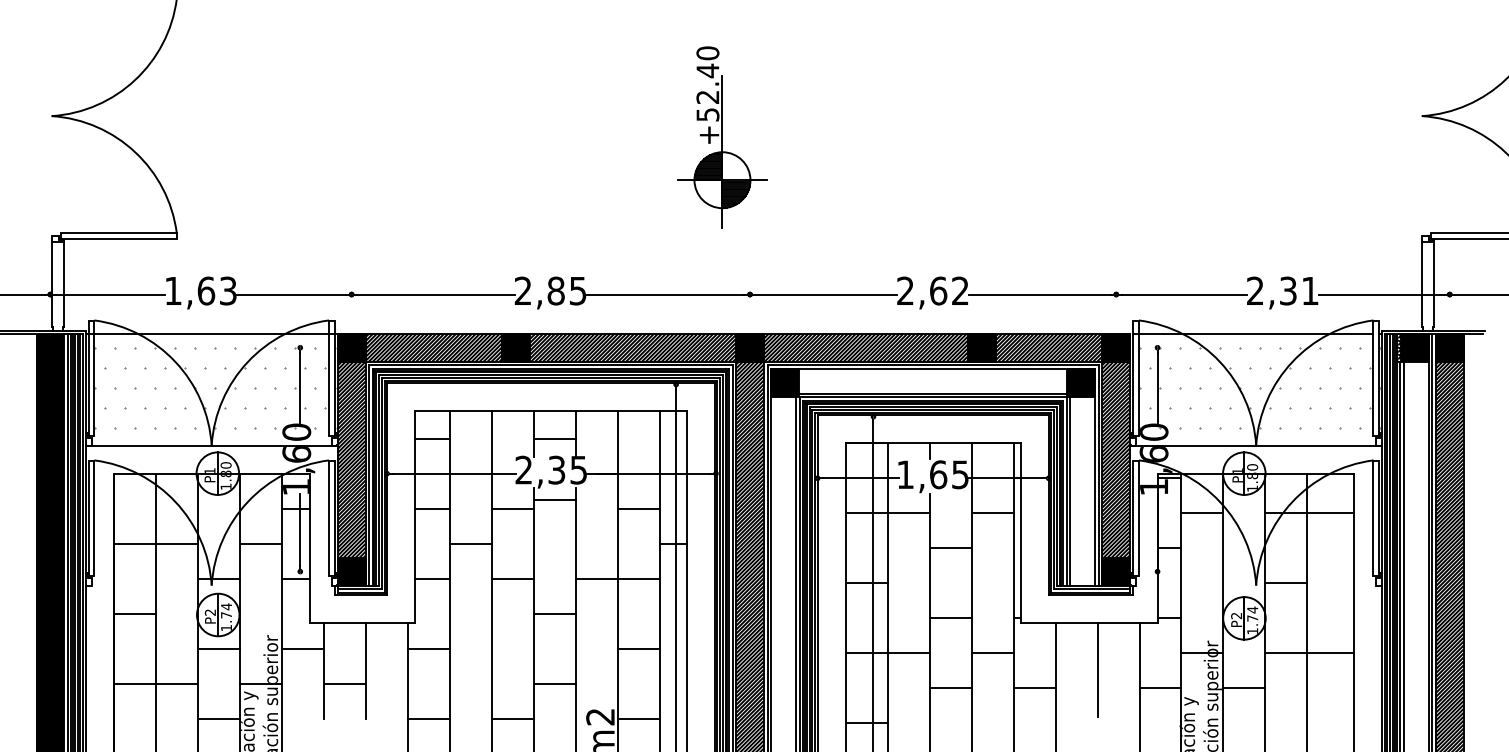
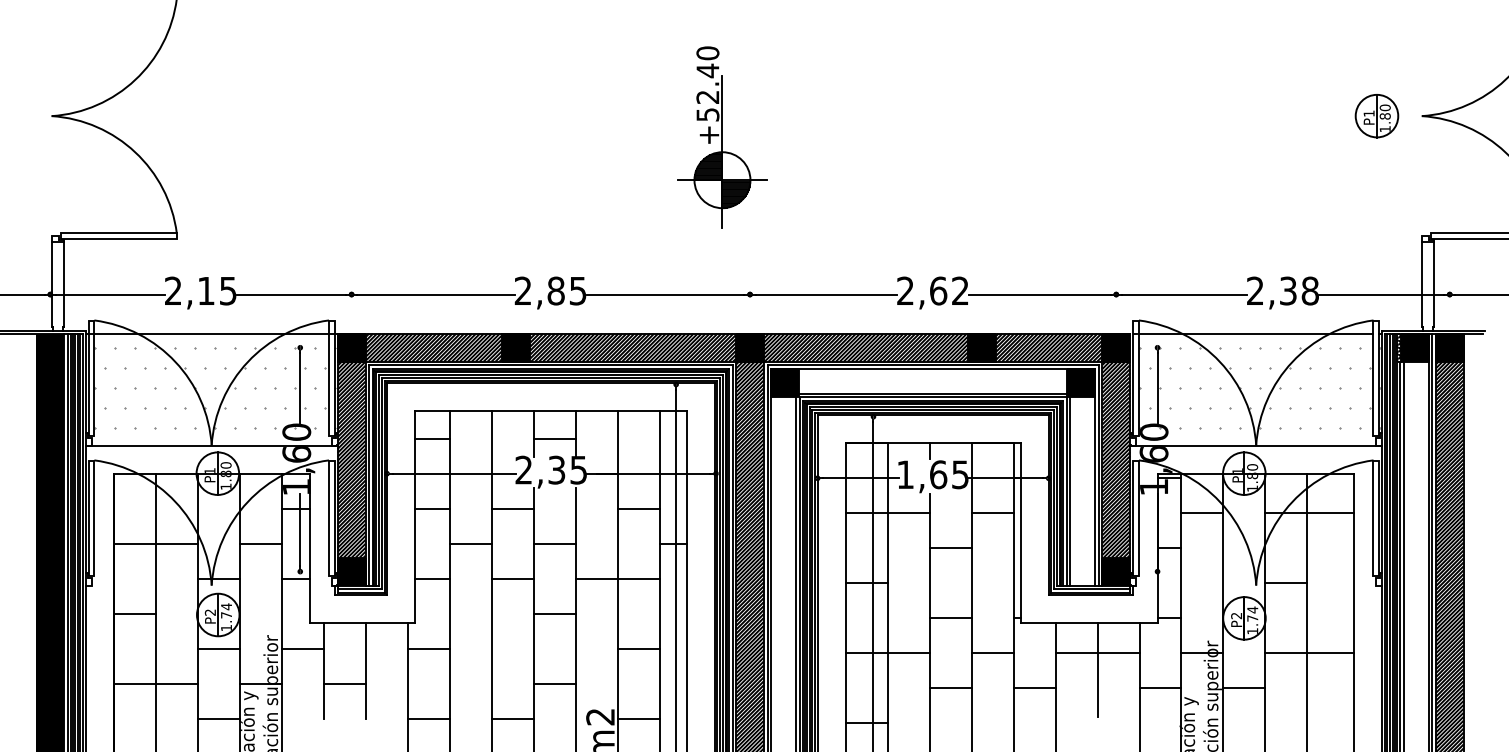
part: none -> present (1376, 116)
text: 1,63 -> 2,15 (200, 290)
text: 2,31 -> 2,38 (1309, 290)
line position: (554, 499) -> (554, 543) (554, 543)
line: none -> present (1097, 653)
